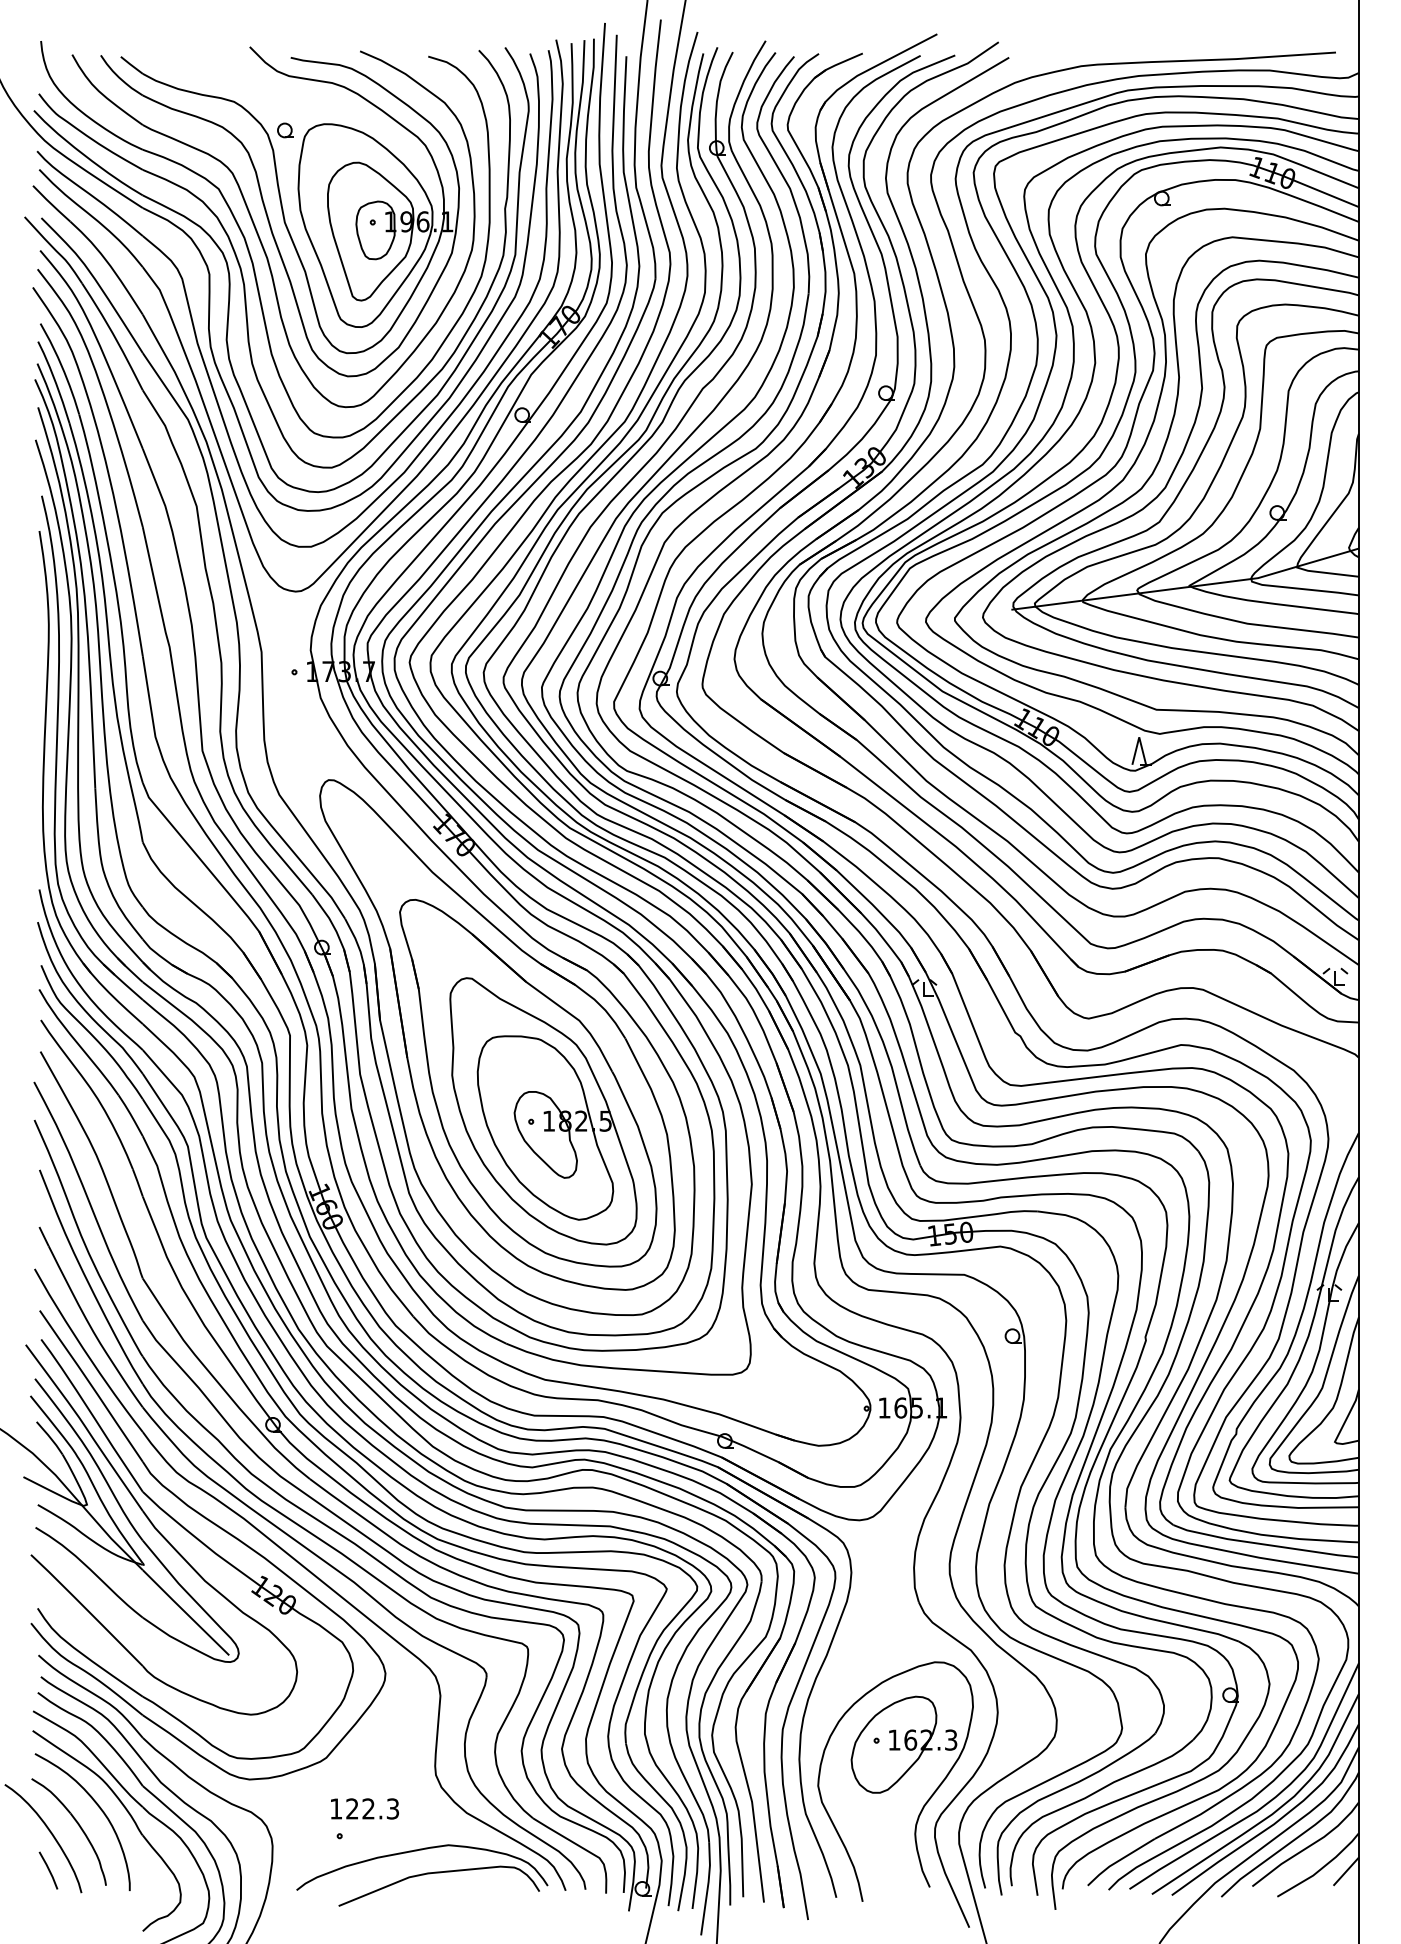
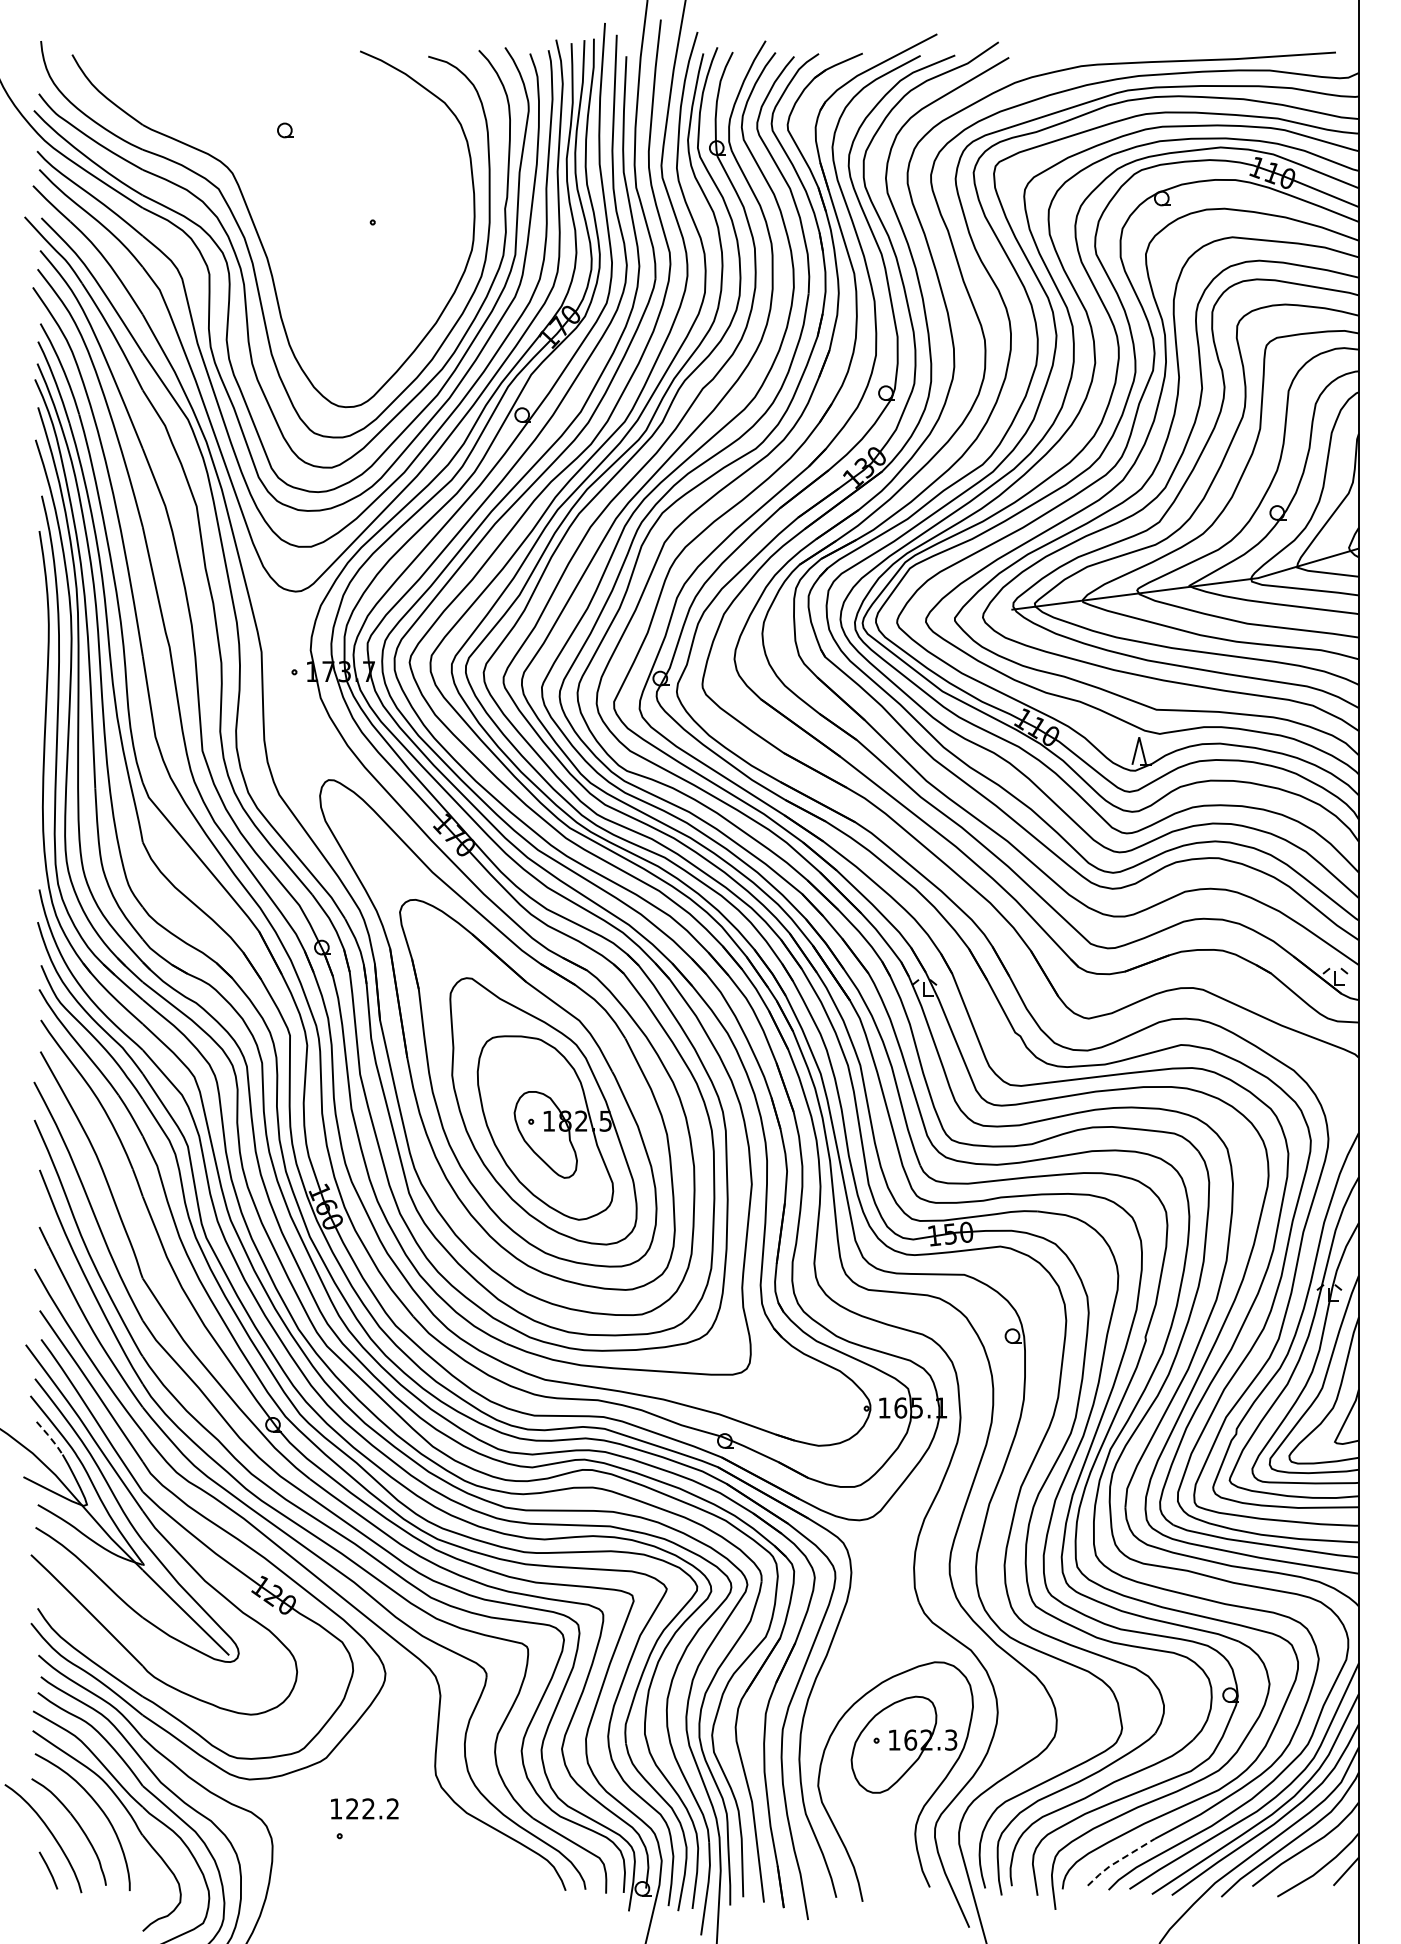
part: present -> none (279, 211)
line: solid -> dashed (50, 1438)
text: 122.3 -> 122.2 (392, 1808)
line: solid -> dashed (1118, 1860)
part: present -> none (422, 1875)
